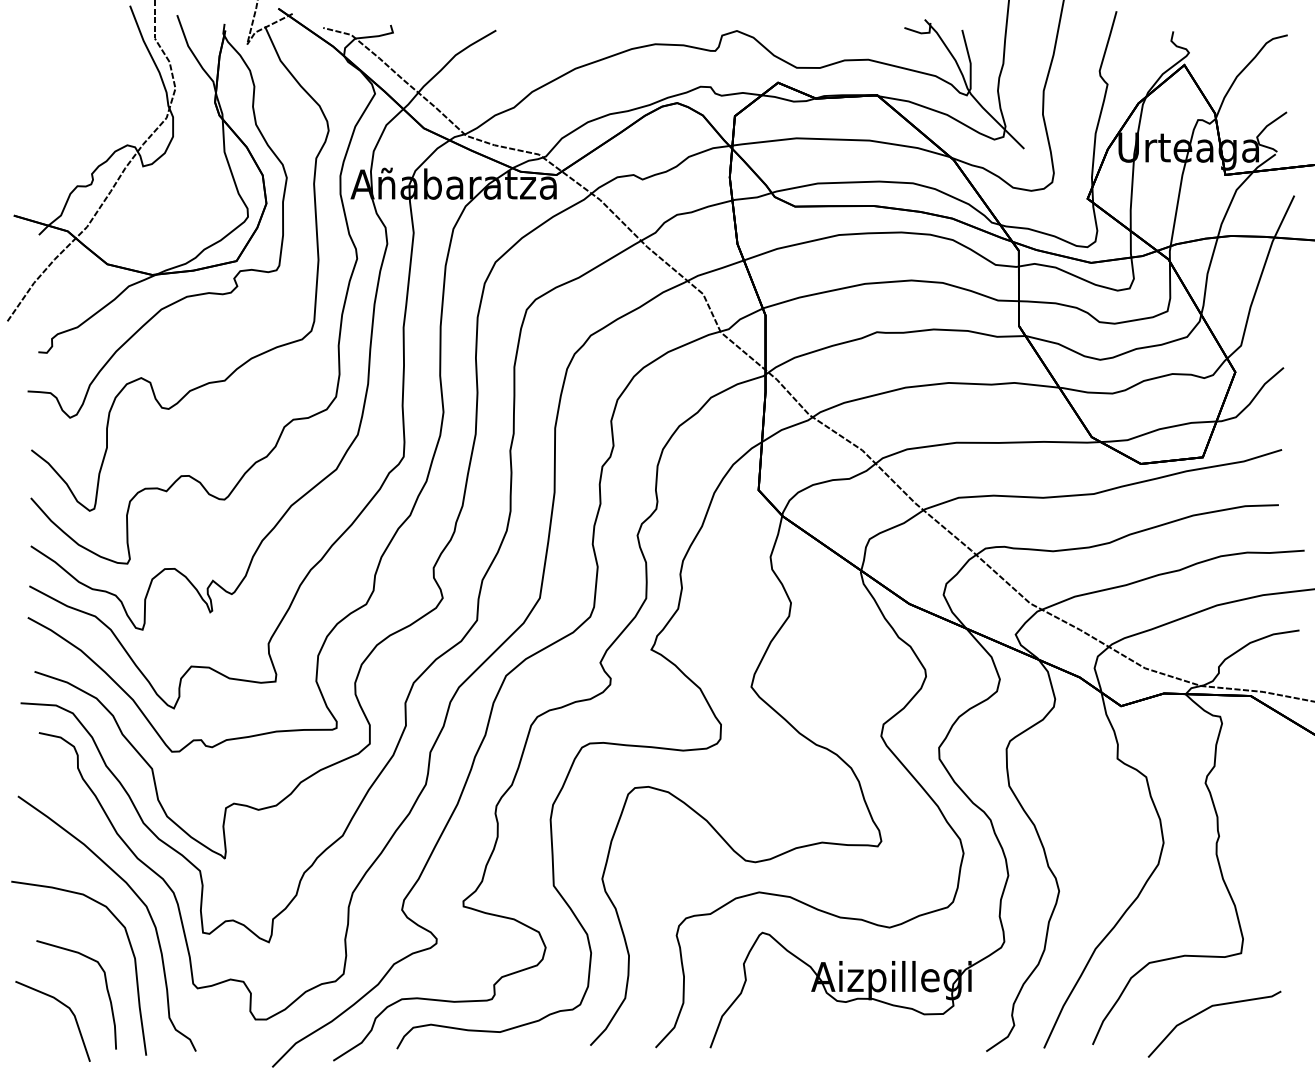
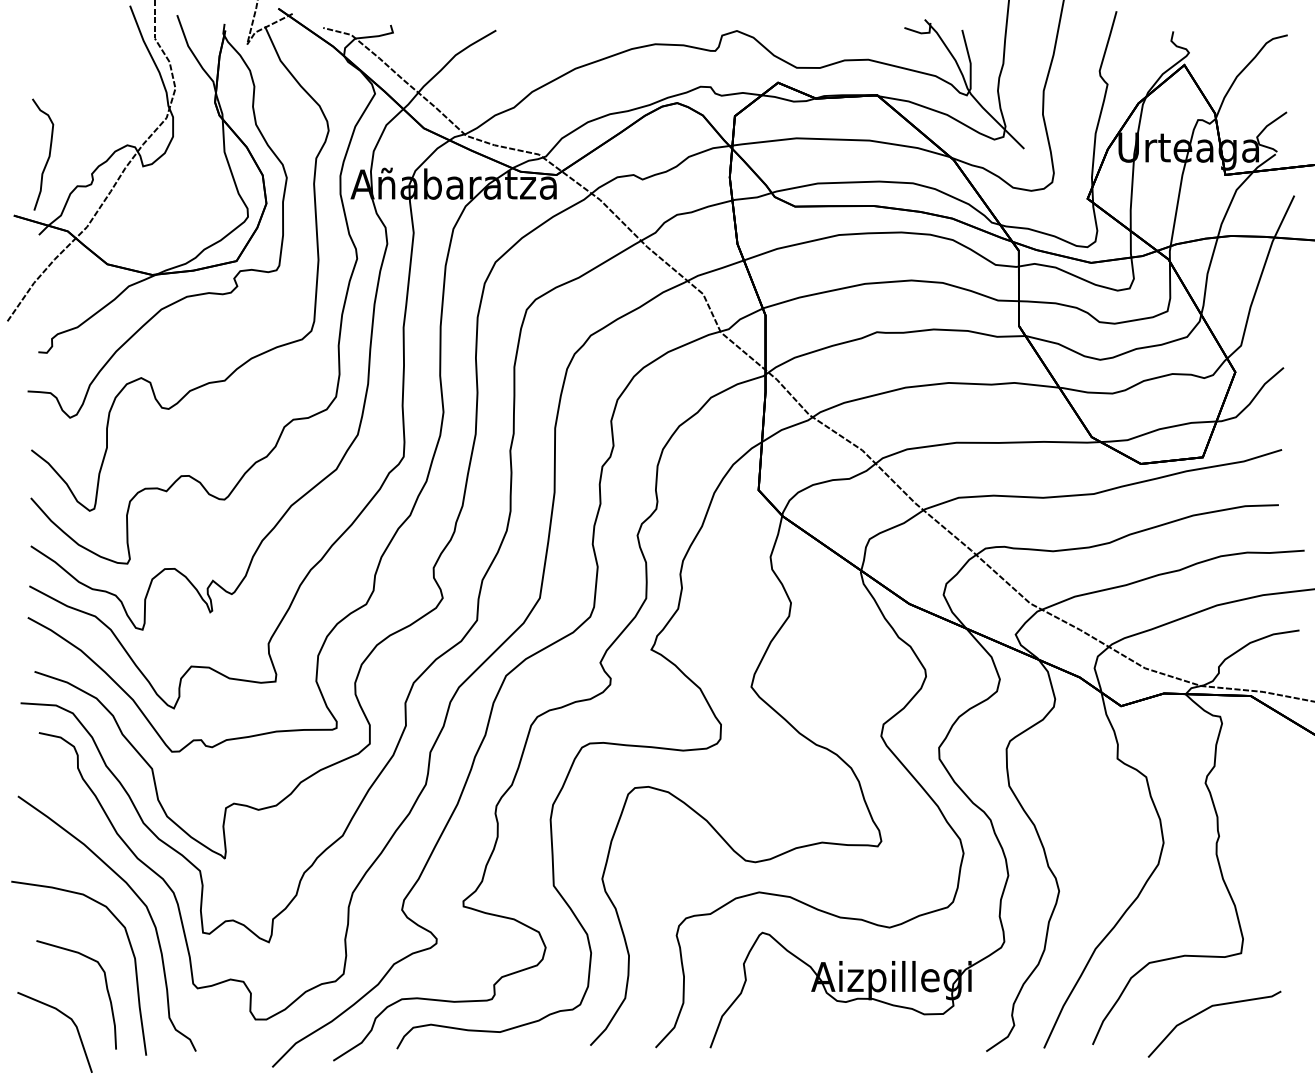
curve: none -> present (48, 154)
line position: (63, 1005) -> (65, 1016) (65, 1016)
